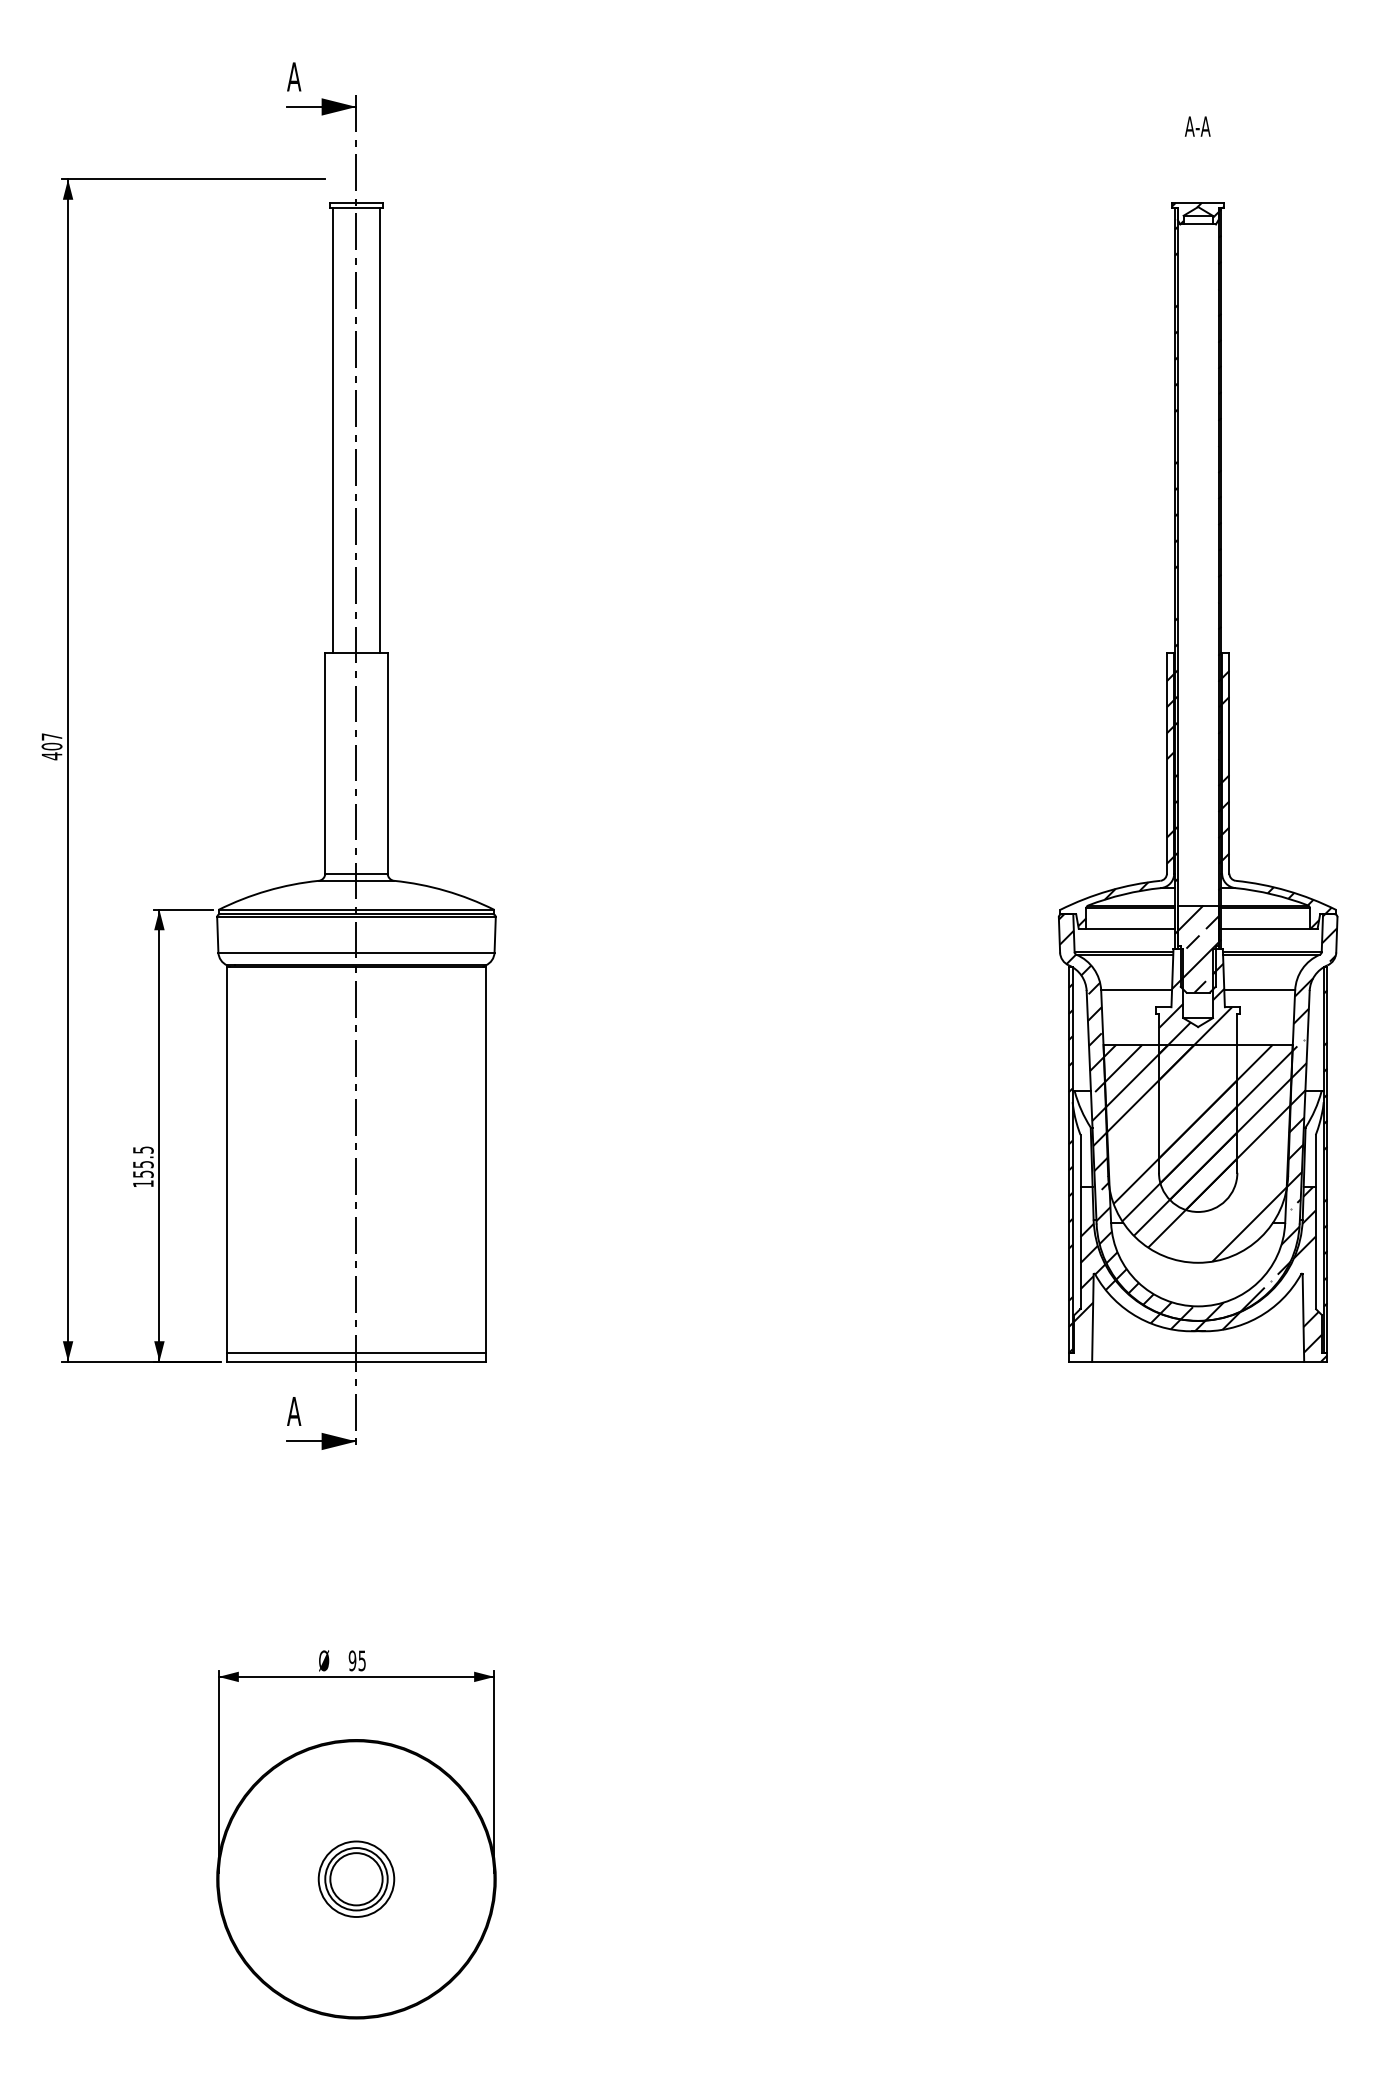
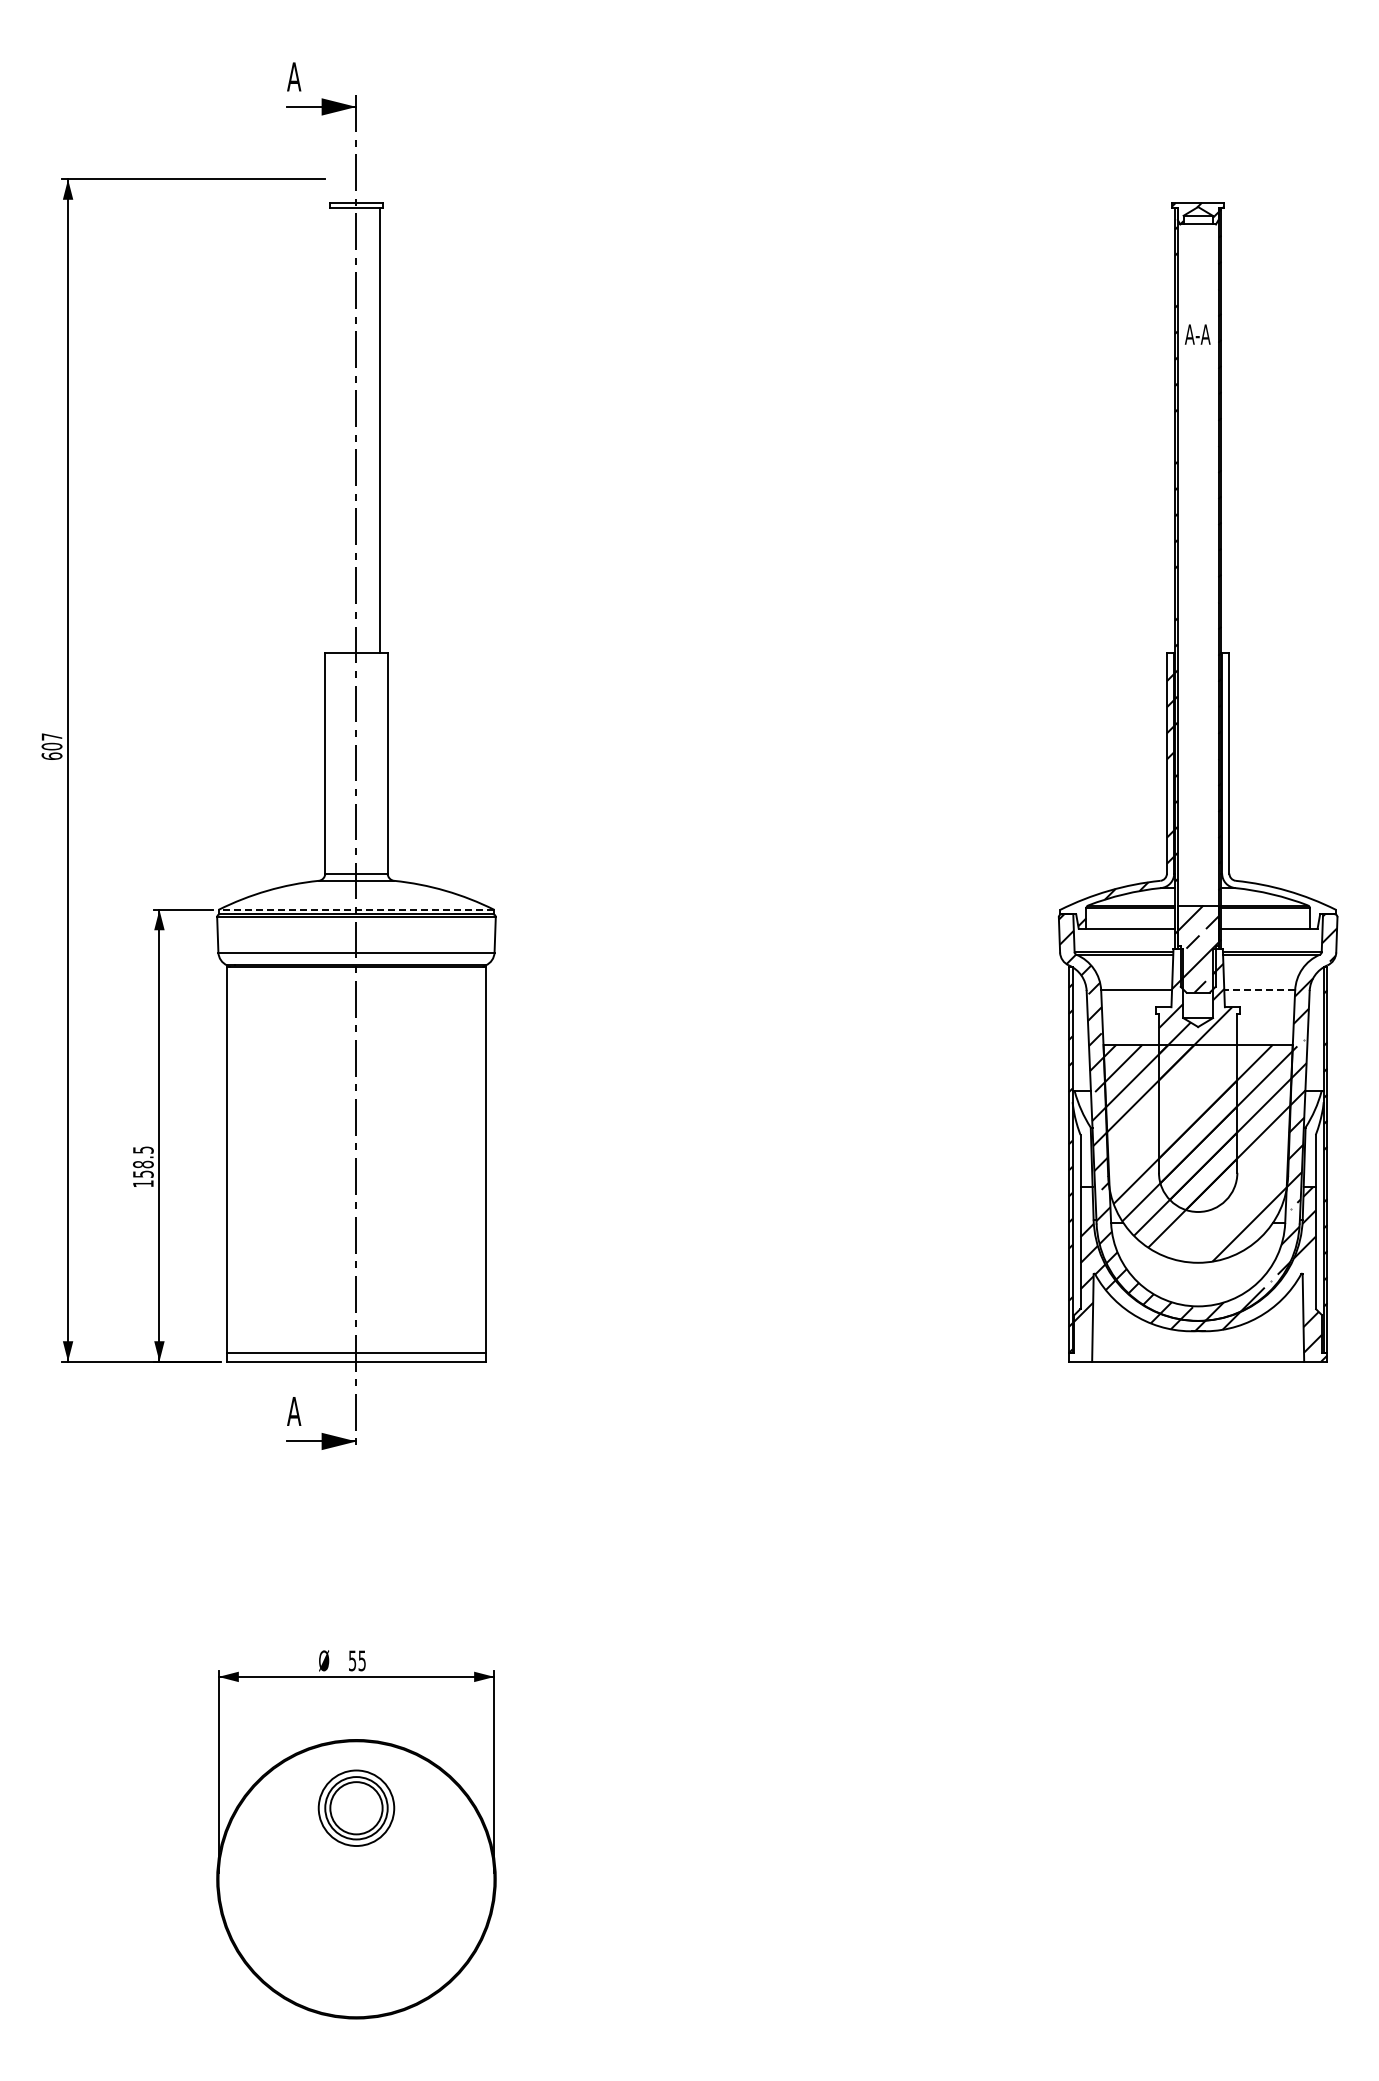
text position: (1197, 126) -> (1197, 334) (1197, 334)
line: present -> none (333, 430)
text: 407 -> 607 (51, 756)
hatch: present -> none (1276, 799)
line: solid -> dashed (356, 909)
line: solid -> dashed (1259, 990)
text: 155.5 -> 158.5 (142, 1164)
text: 95 -> 55 (352, 1660)
part position: (356, 1878) -> (356, 1807) (356, 1807)
